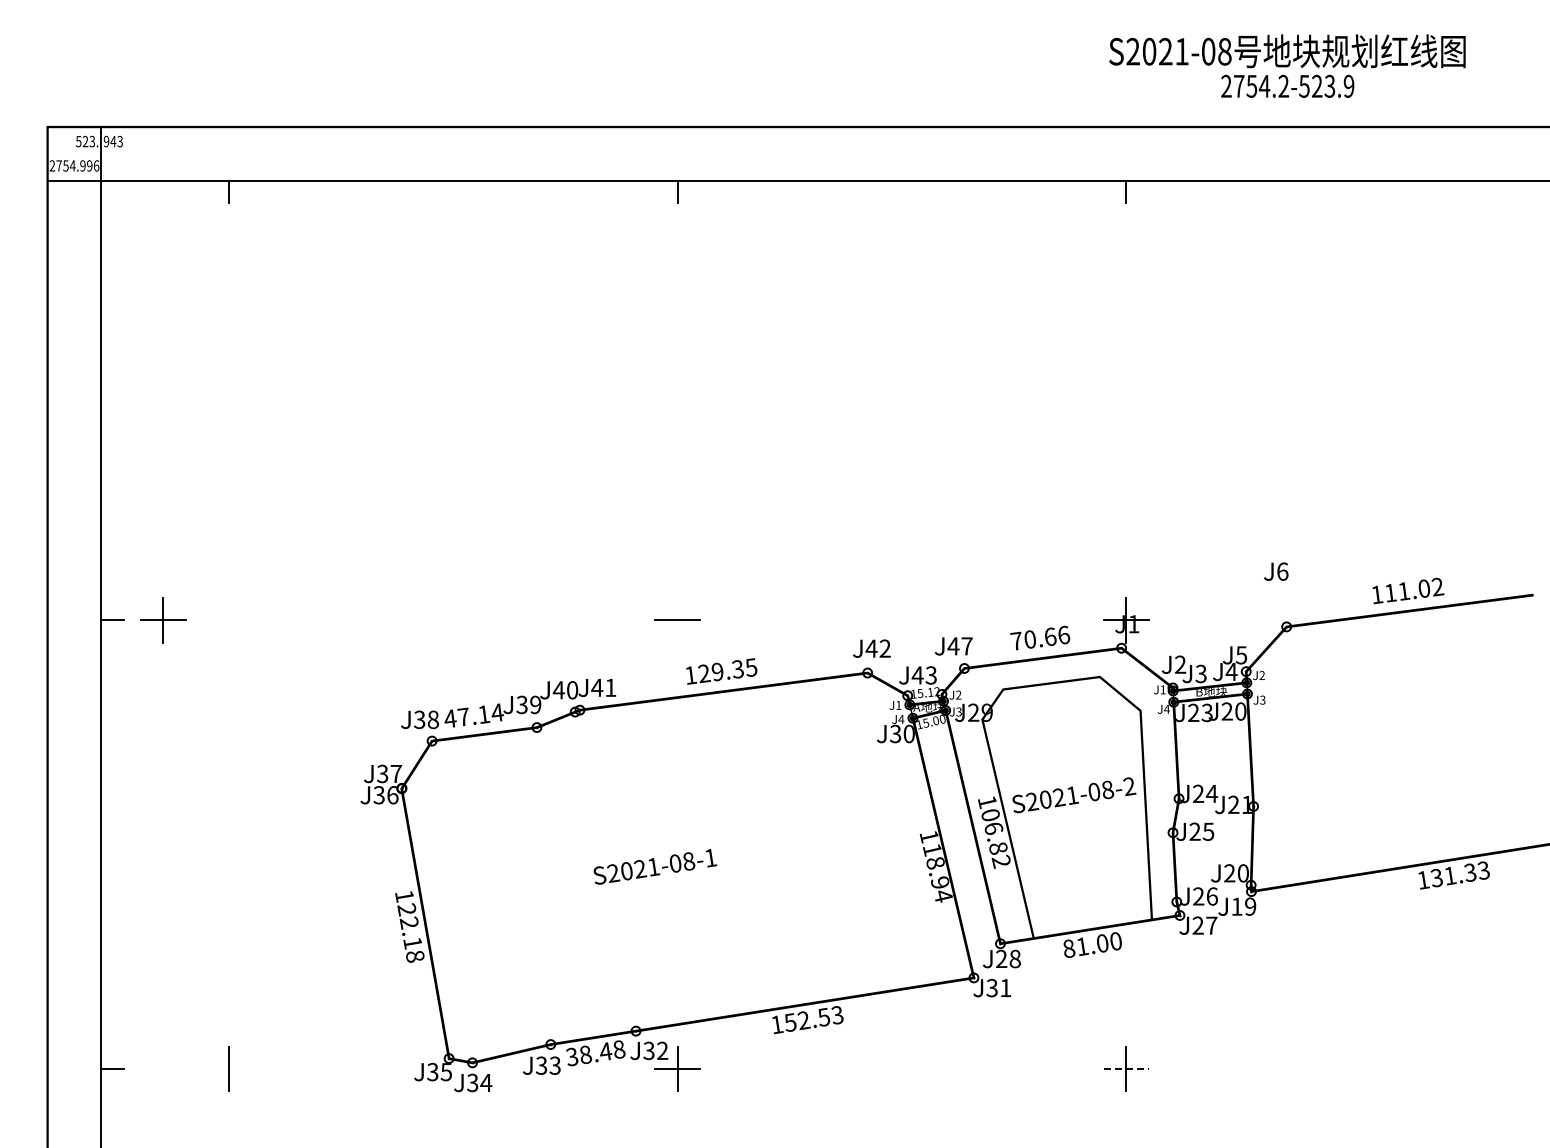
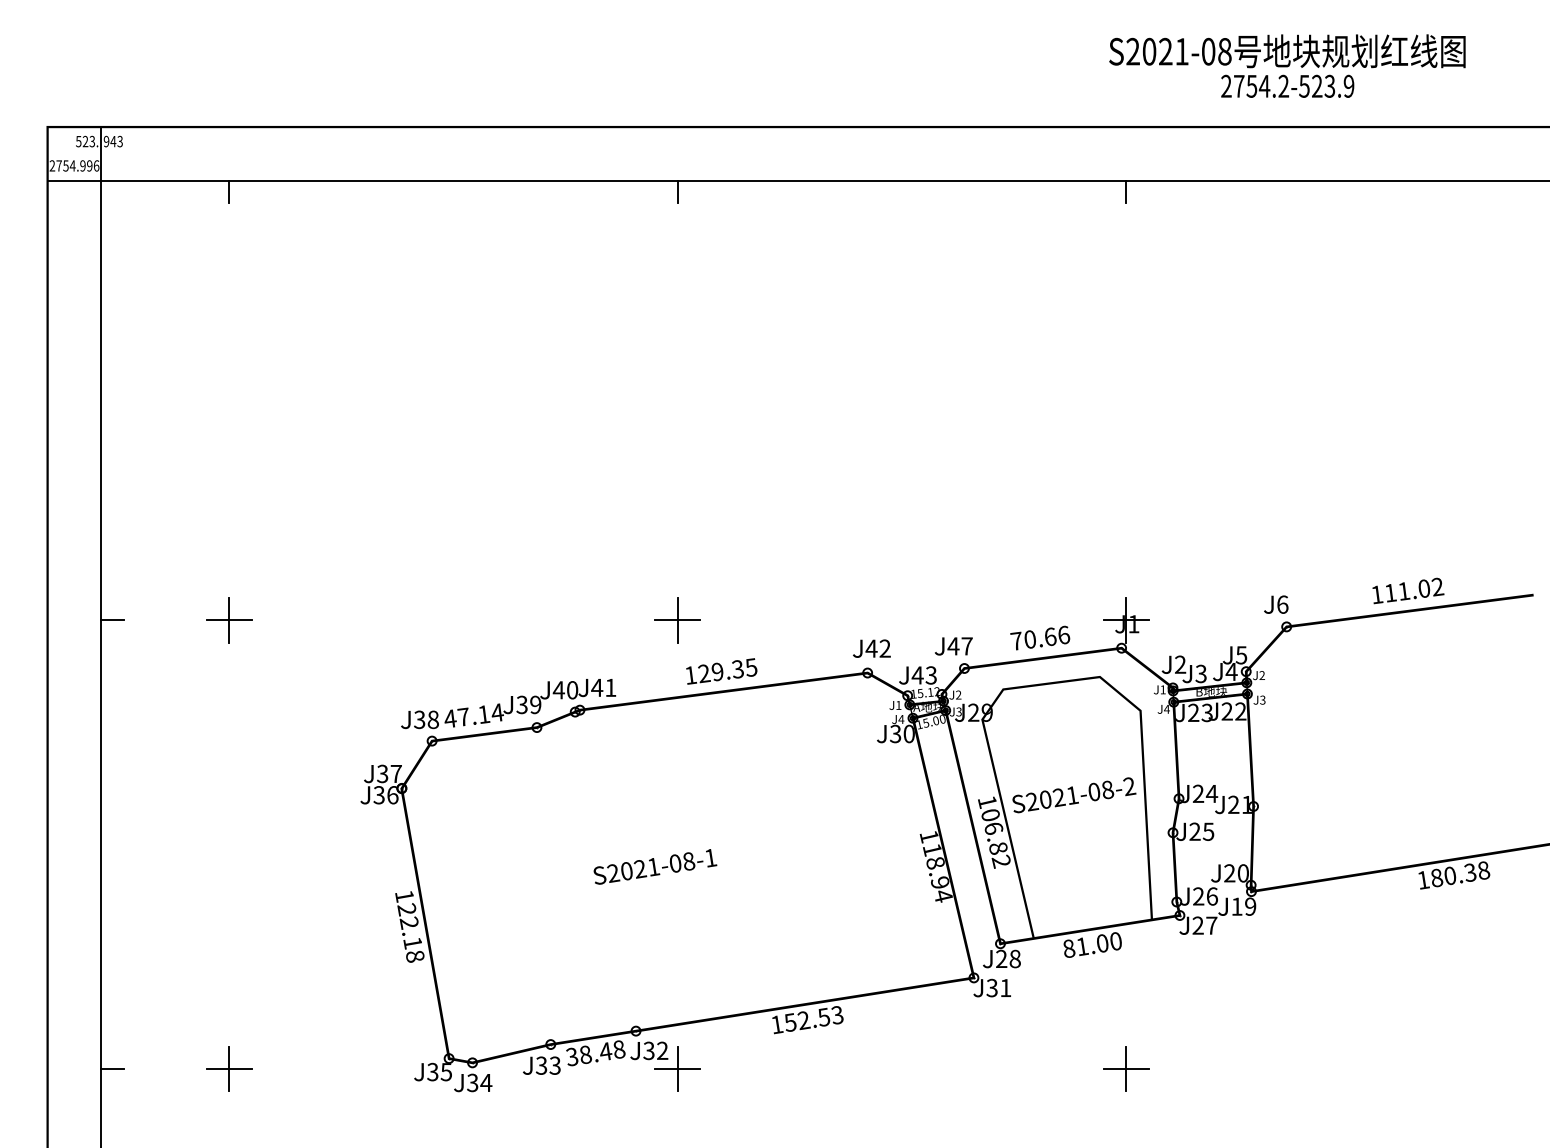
text position: (1276, 571) -> (1276, 604) (1276, 604)
part position: (163, 620) -> (229, 620) (229, 620)
line: none -> present (677, 620)
text: J20 -> J22 (1240, 711)
text: 131.33 -> 180.38 (1460, 874)
line: none -> present (228, 1069)
line: dashed -> solid (1126, 1069)
